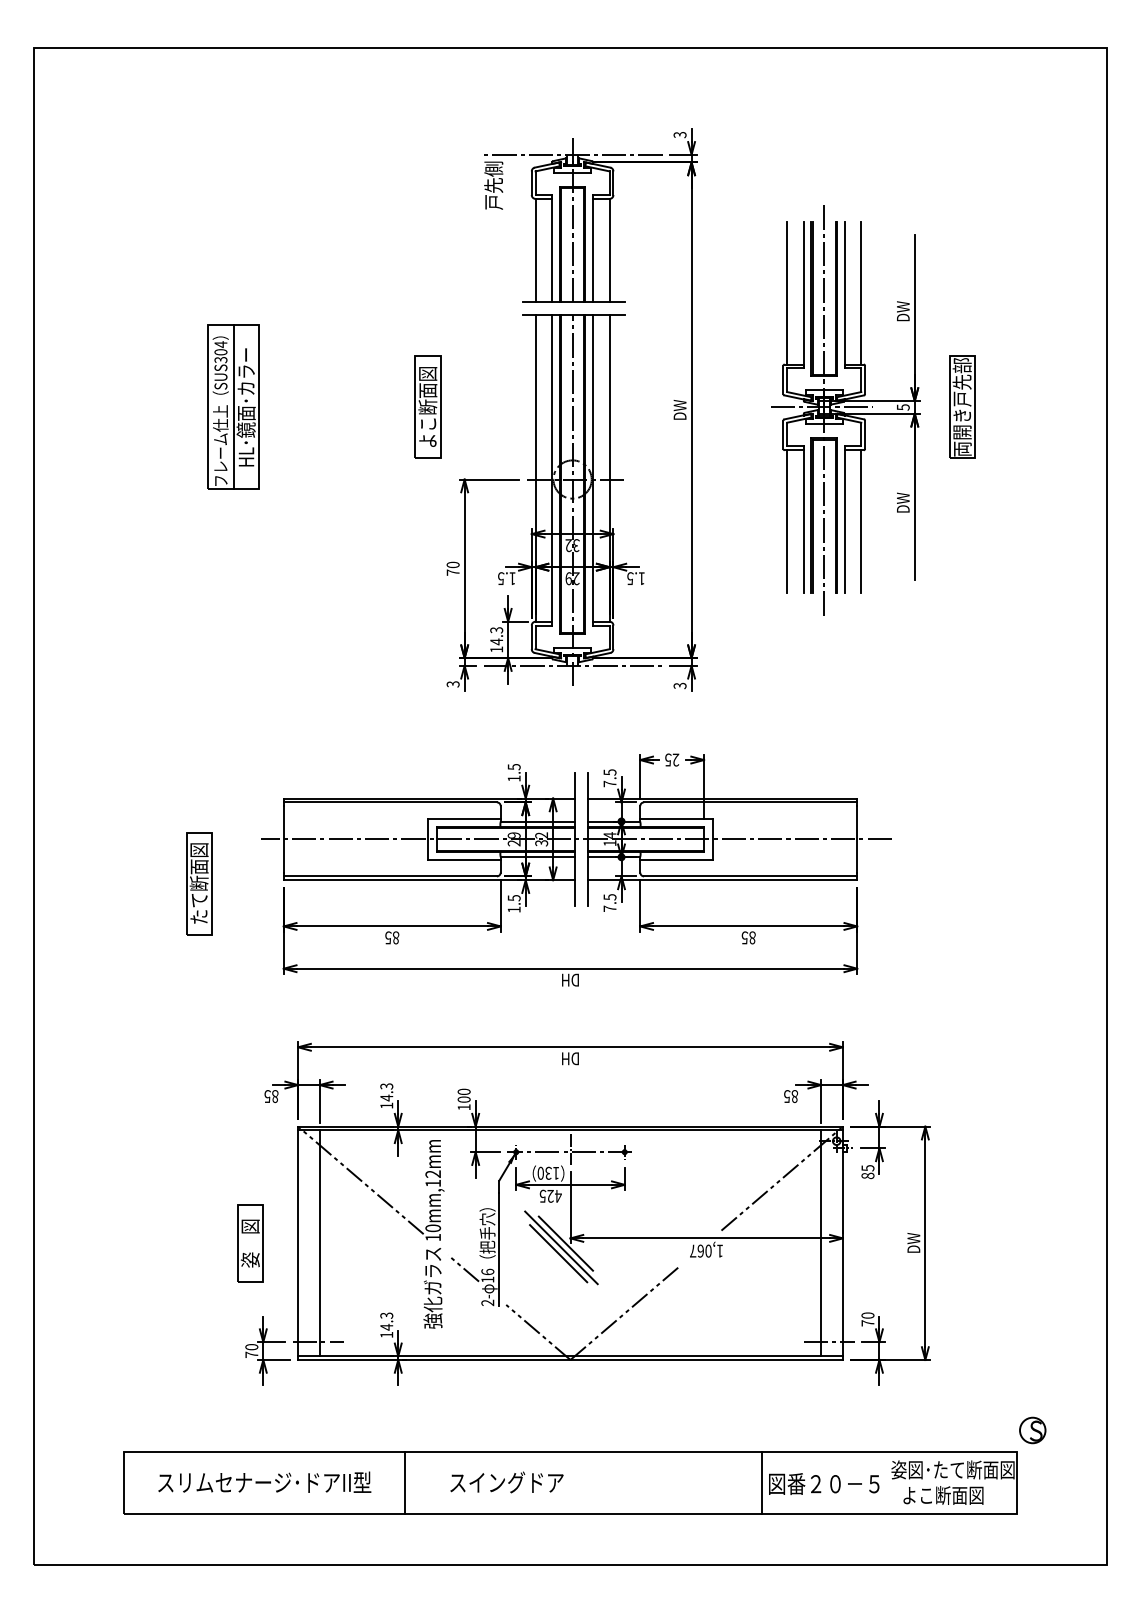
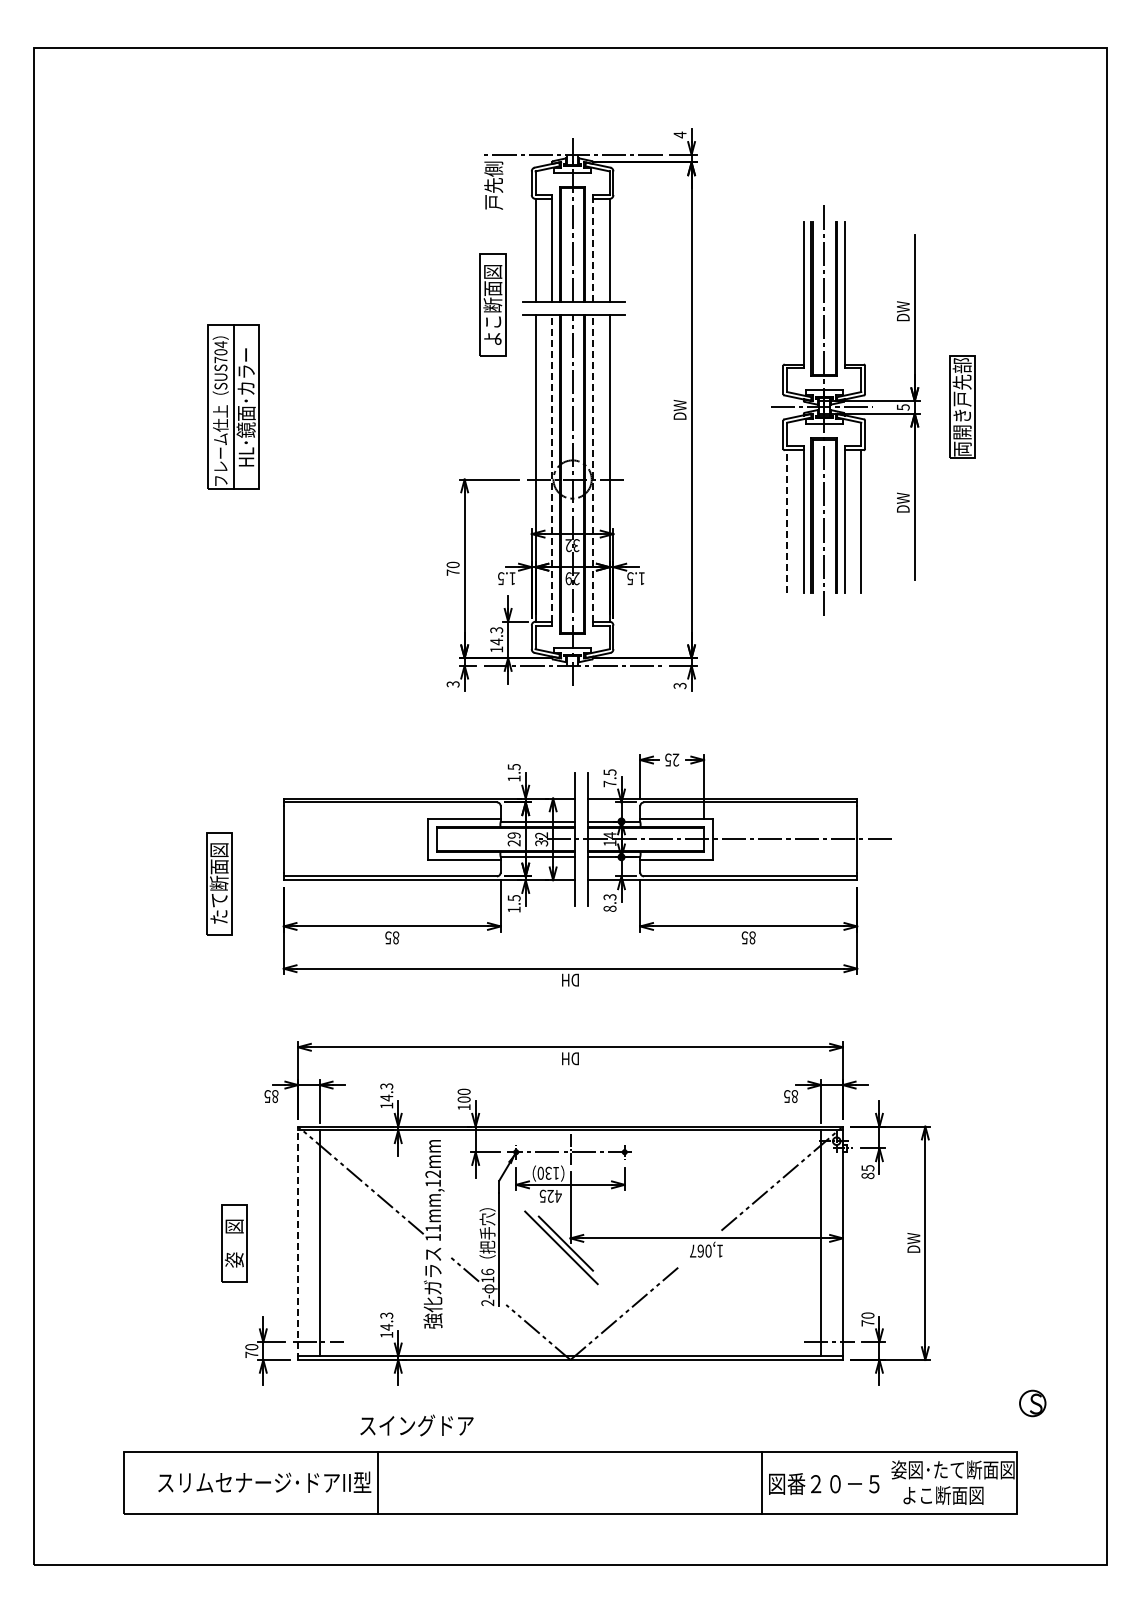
text: 3 -> 4 (679, 134)
line: solid -> dashed (593, 250)
line: present -> none (787, 293)
line: present -> none (861, 293)
text: SUS304 -> SUS704 (220, 359)
part position: (427, 406) -> (492, 304) (492, 304)
line: solid -> dashed (552, 467)
line: solid -> dashed (593, 467)
line: solid -> dashed (787, 521)
line: present -> none (397, 839)
part position: (199, 883) -> (219, 883) (219, 883)
text: 7.5 -> 8.3 (609, 902)
text: 10mm,12mm -> 11mm,12mm (433, 1228)
part position: (250, 1243) -> (234, 1243) (234, 1243)
line: solid -> dashed (298, 1243)
line: present -> none (558, 1253)
part position: (1032, 1430) -> (1032, 1403) (1032, 1403)
line position: (404, 1482) -> (377, 1482) (377, 1482)
text position: (506, 1482) -> (416, 1425) (416, 1425)
